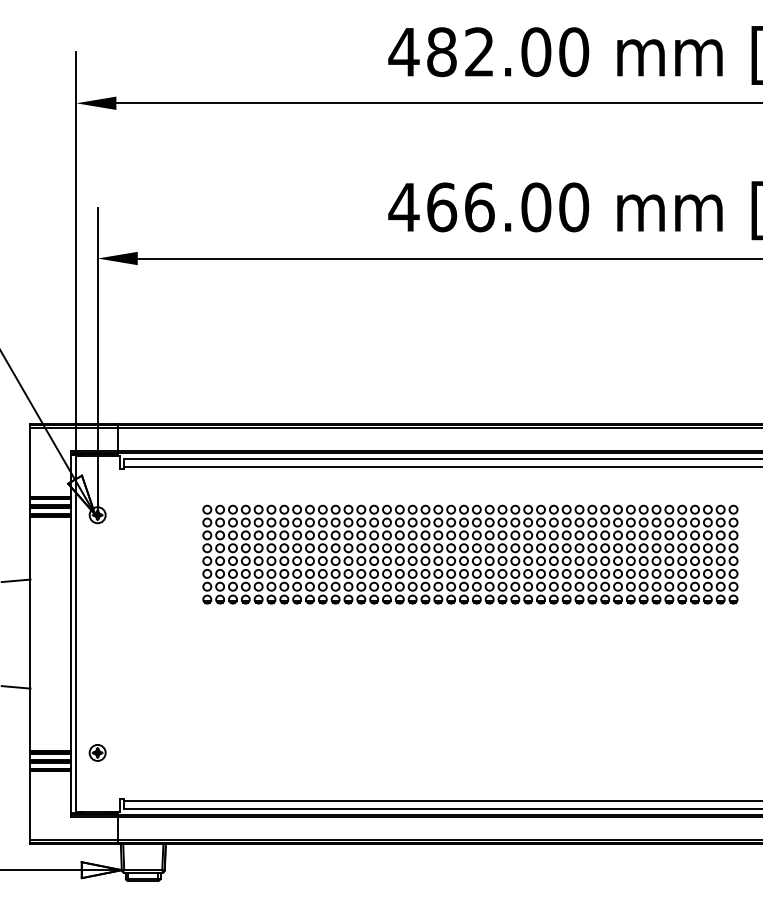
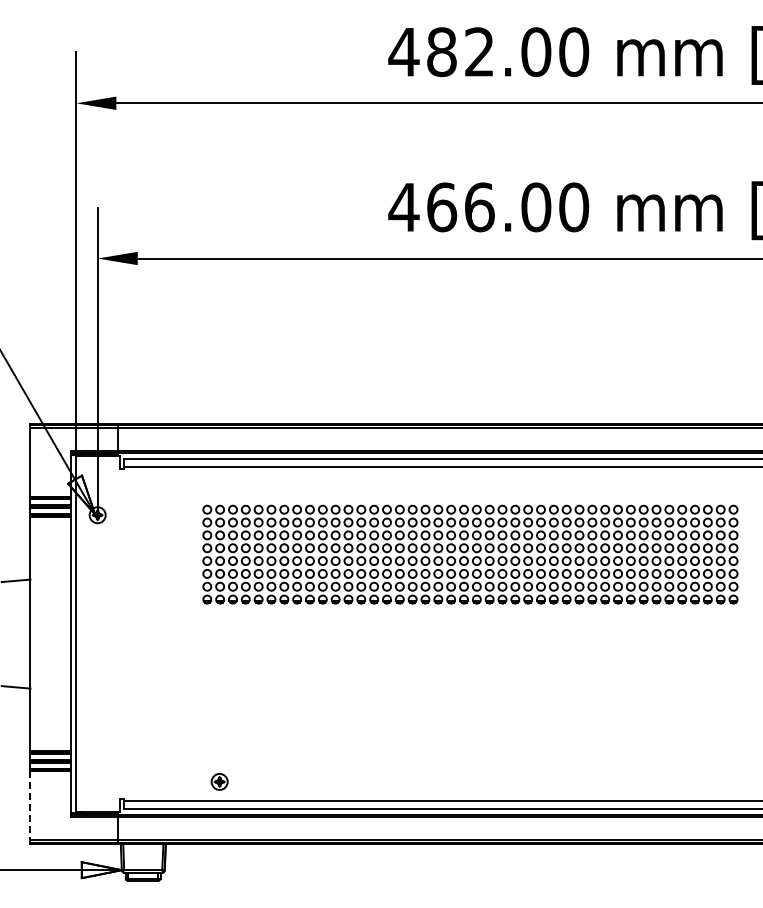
part position: (97, 752) -> (219, 781) (219, 781)
line: solid -> dashed (30, 806)
